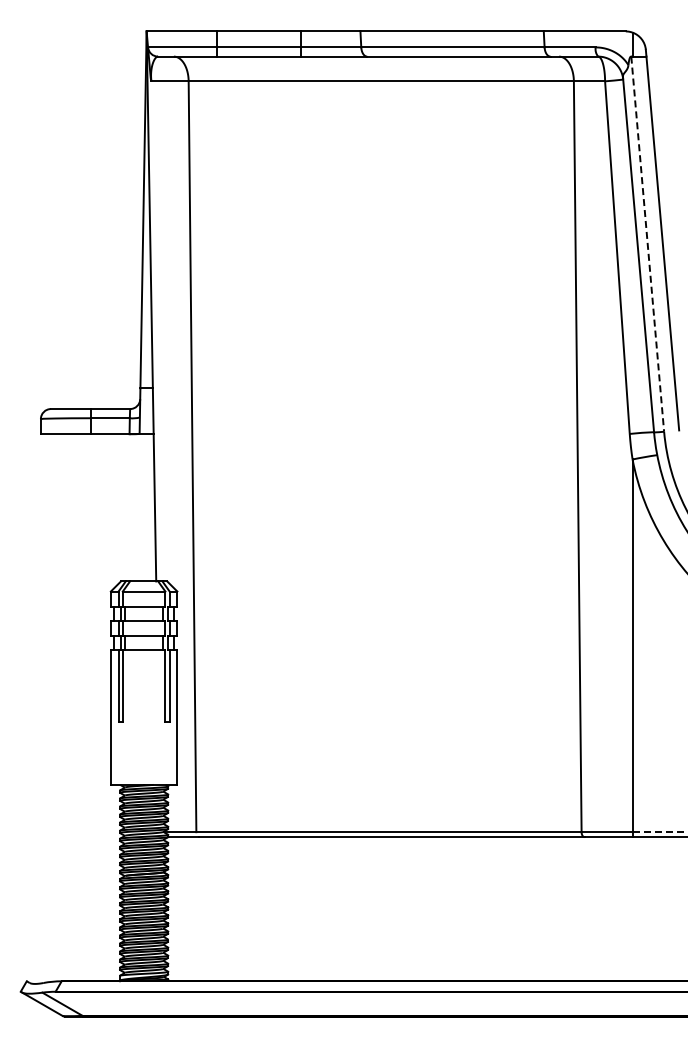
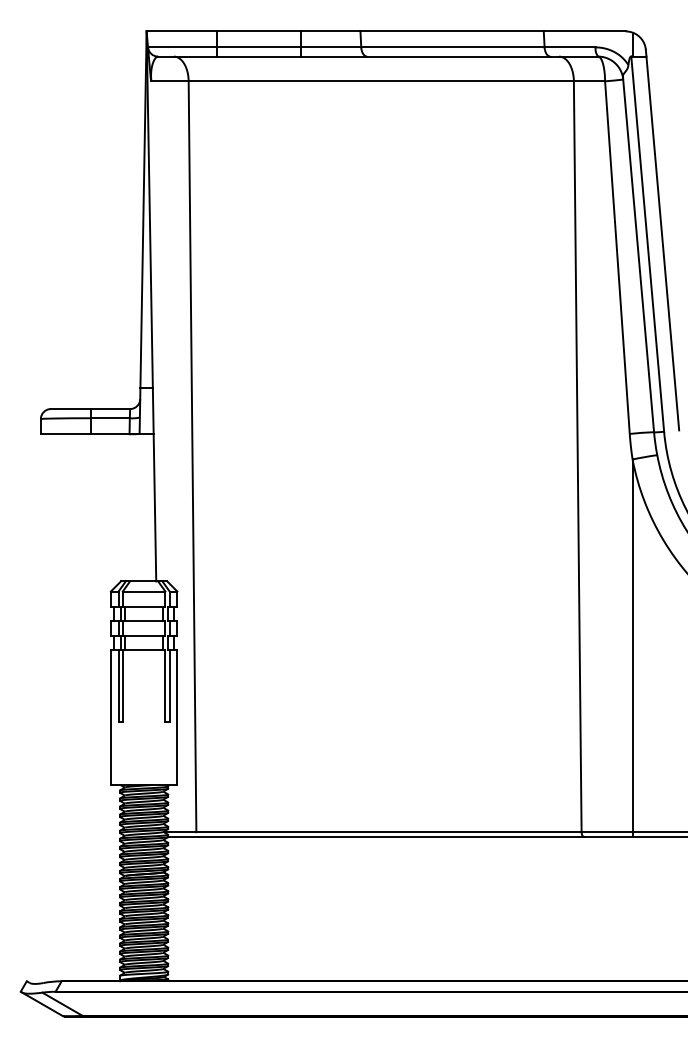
line: dashed -> solid (647, 244)
line: dashed -> solid (660, 832)
